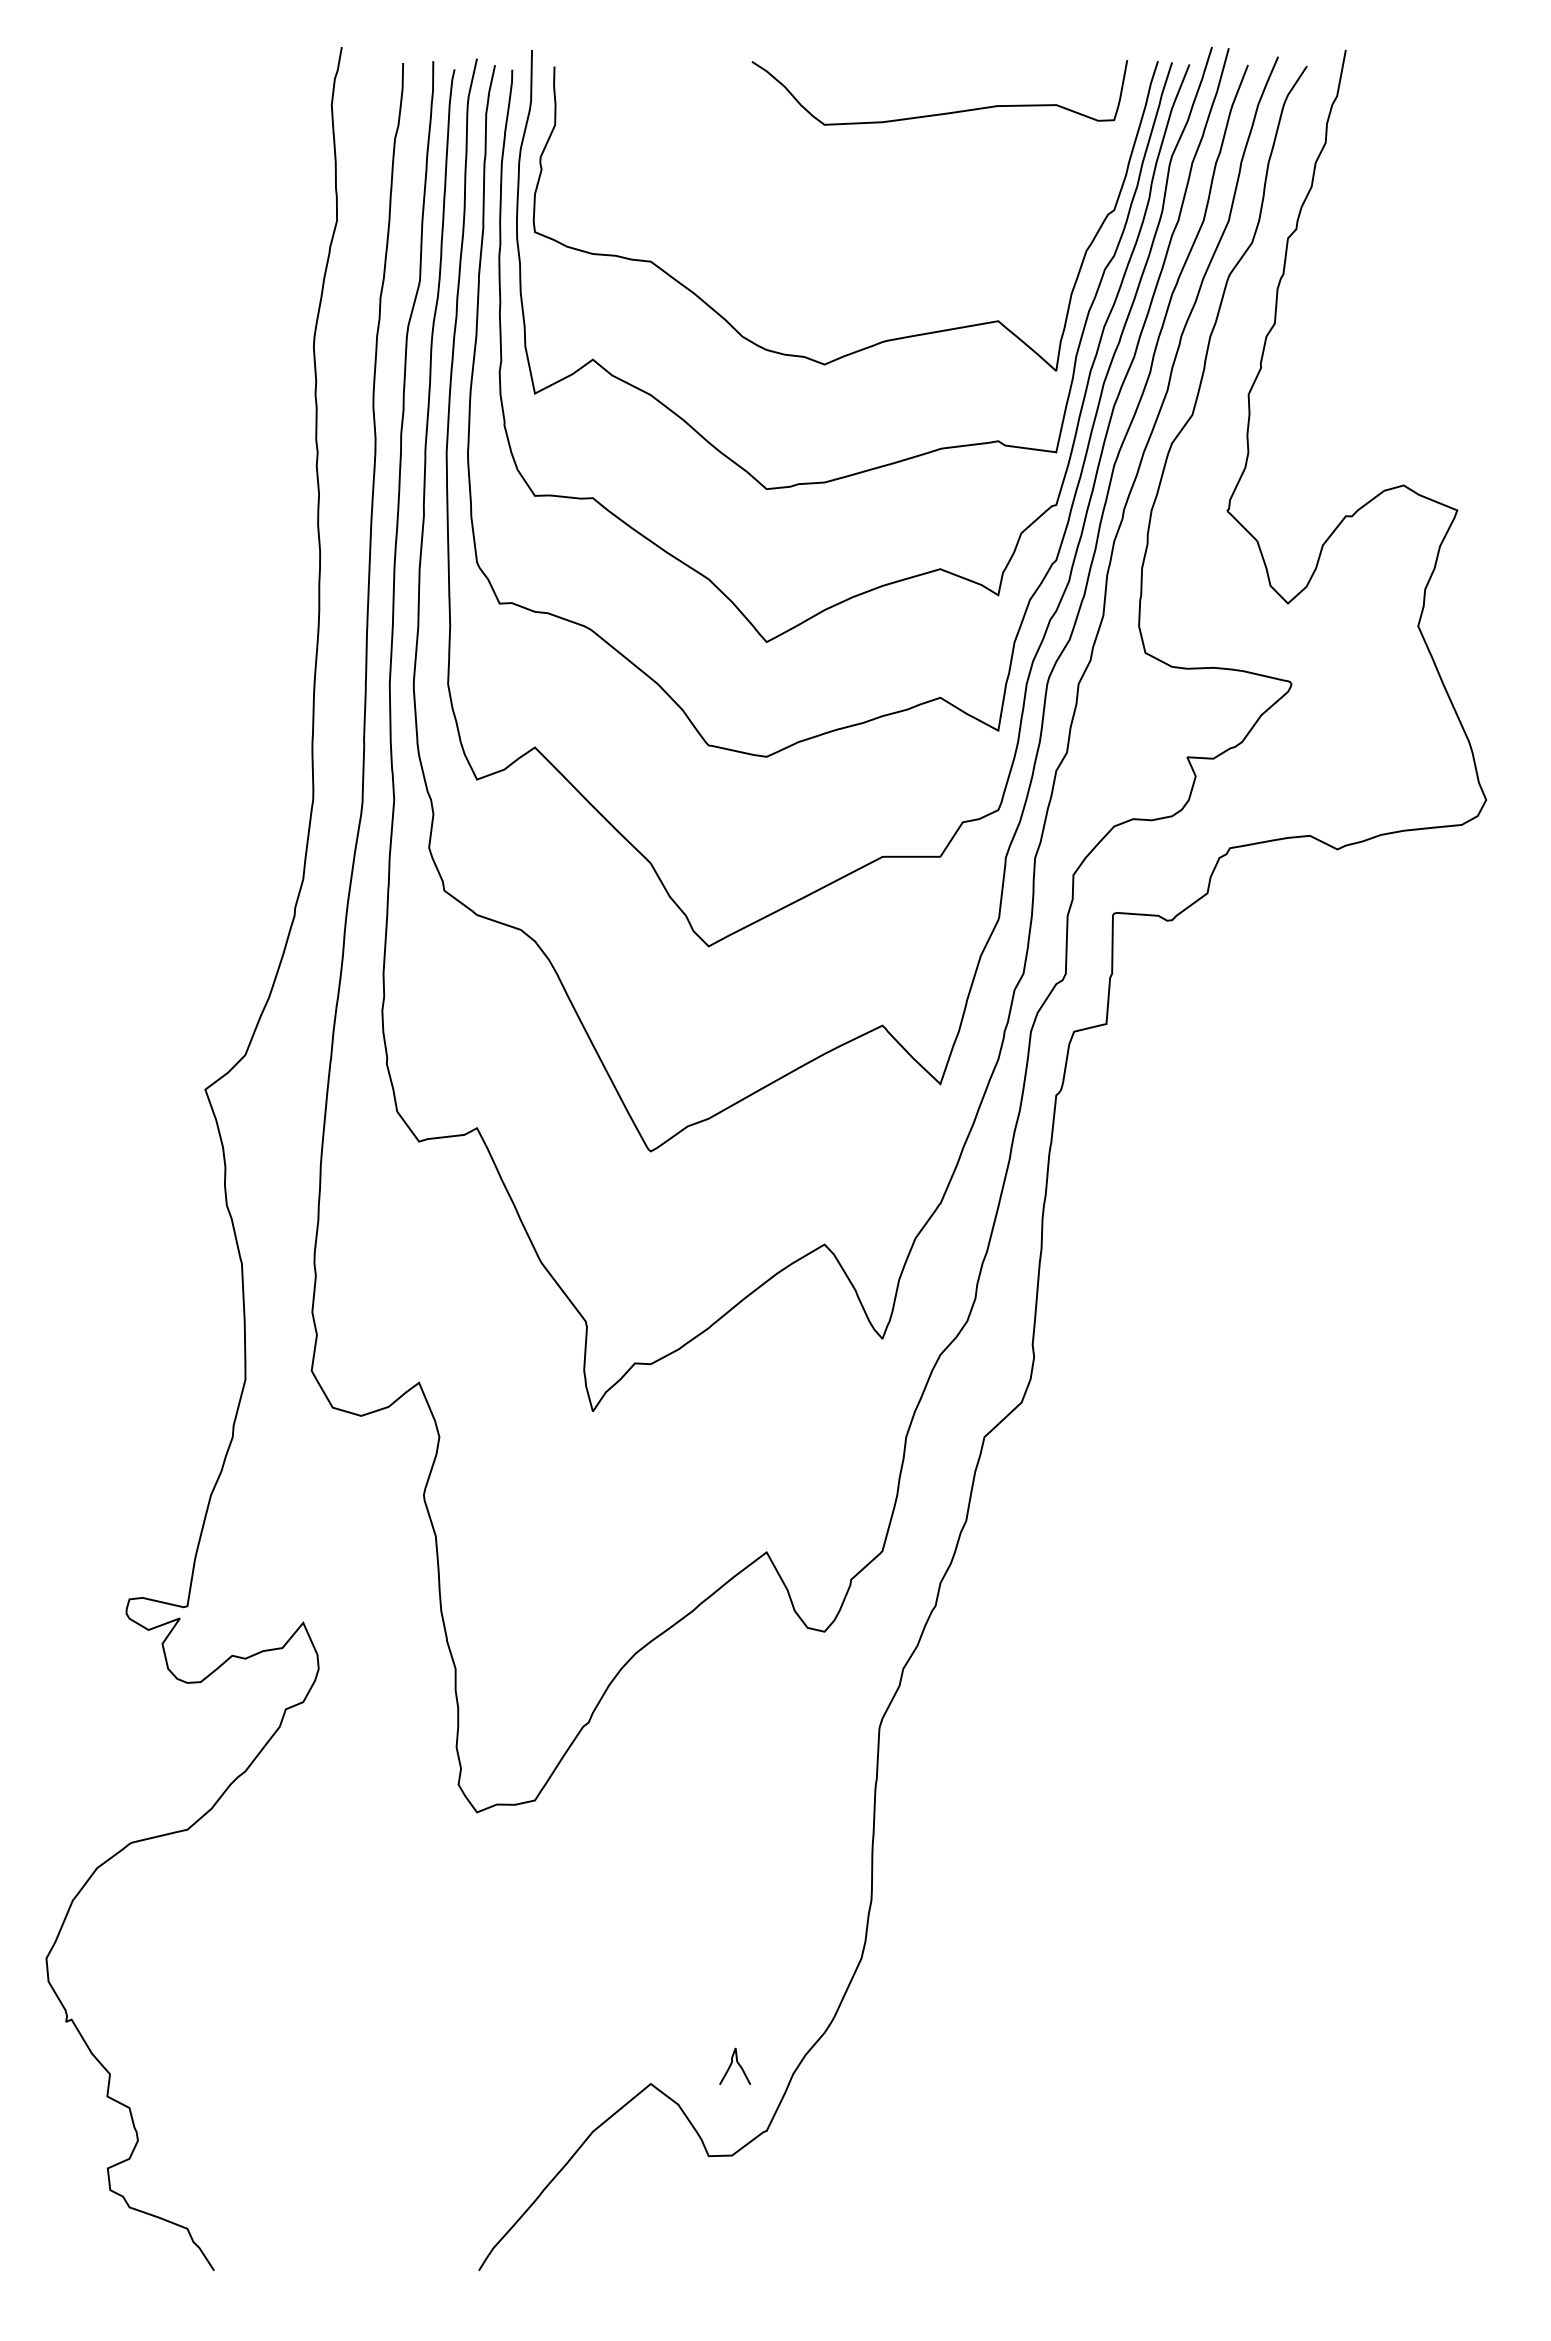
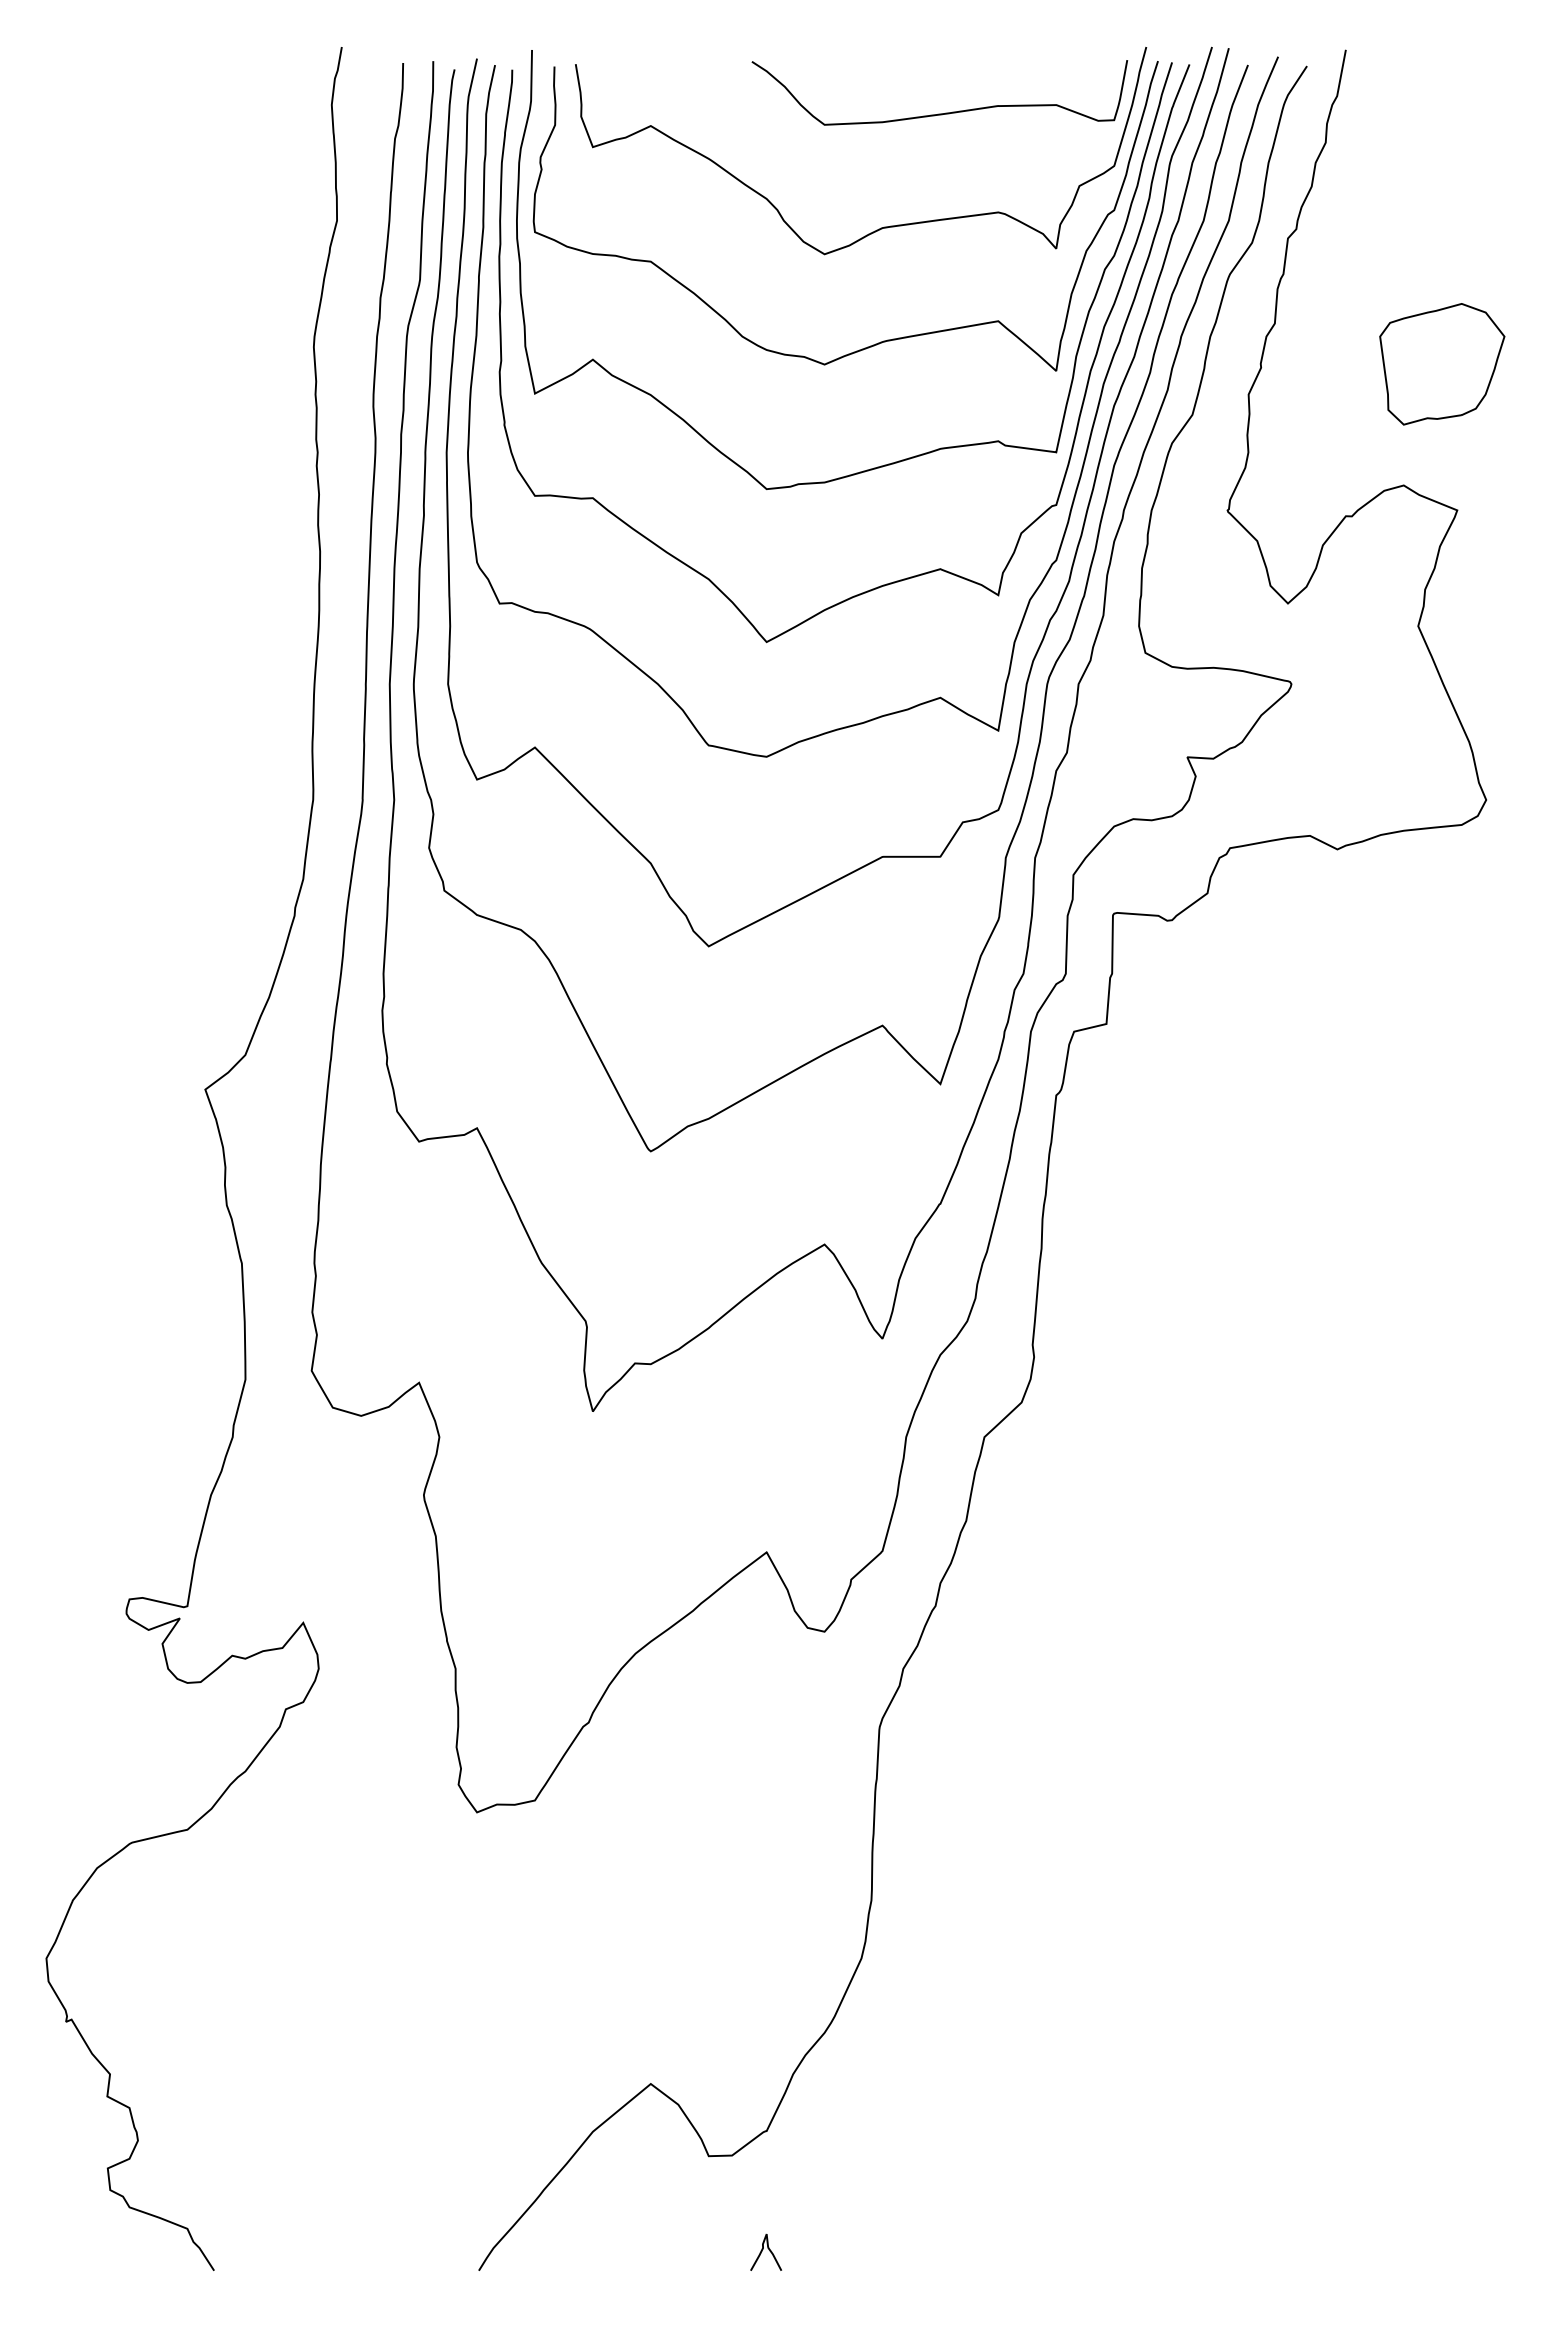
curve: none -> present (884, 226)
part: none -> present (1442, 364)
curve position: (737, 2063) -> (768, 2249) (768, 2249)
